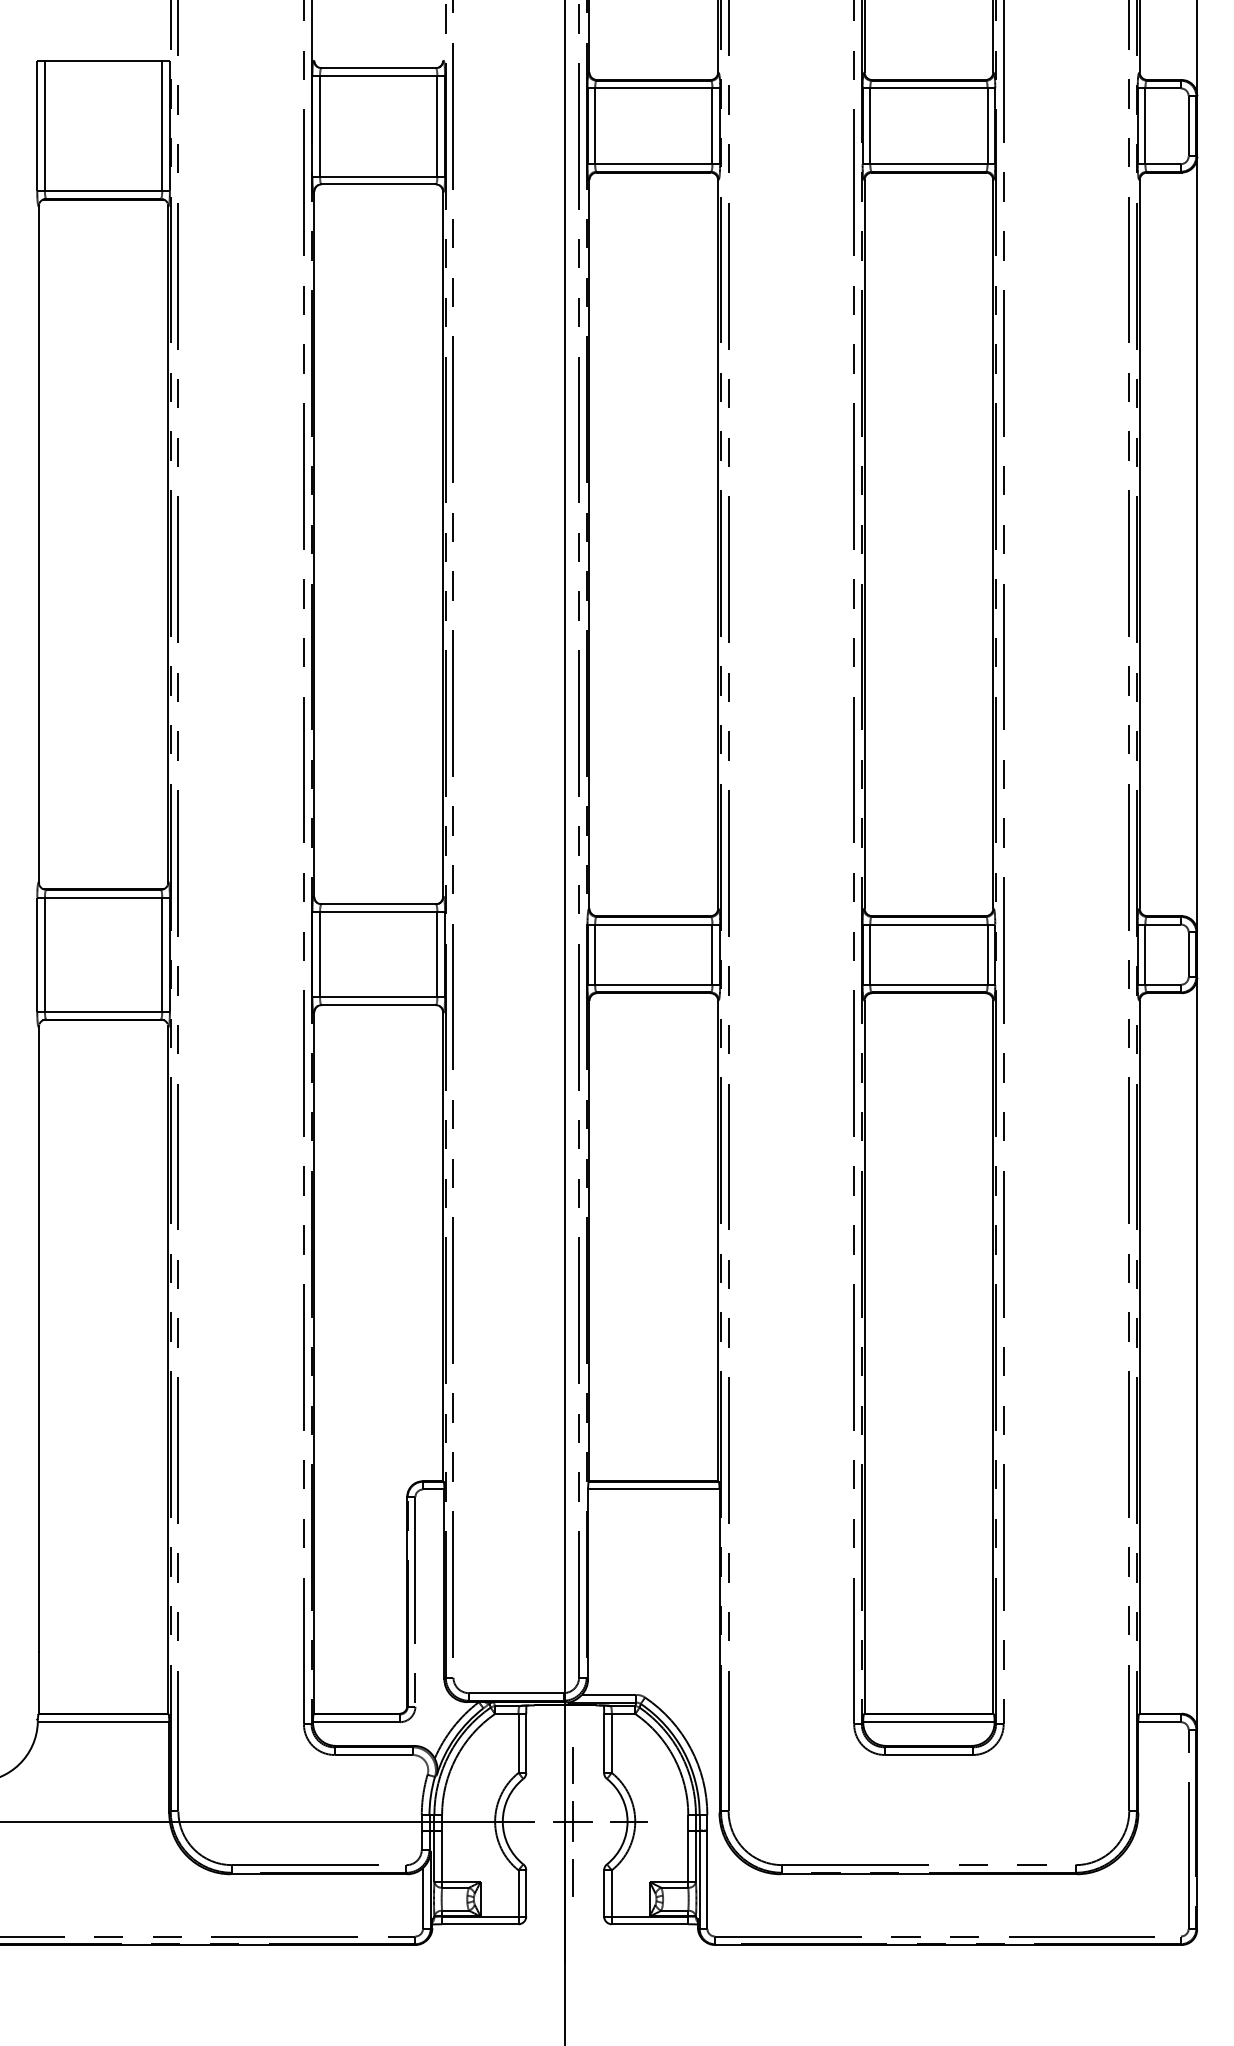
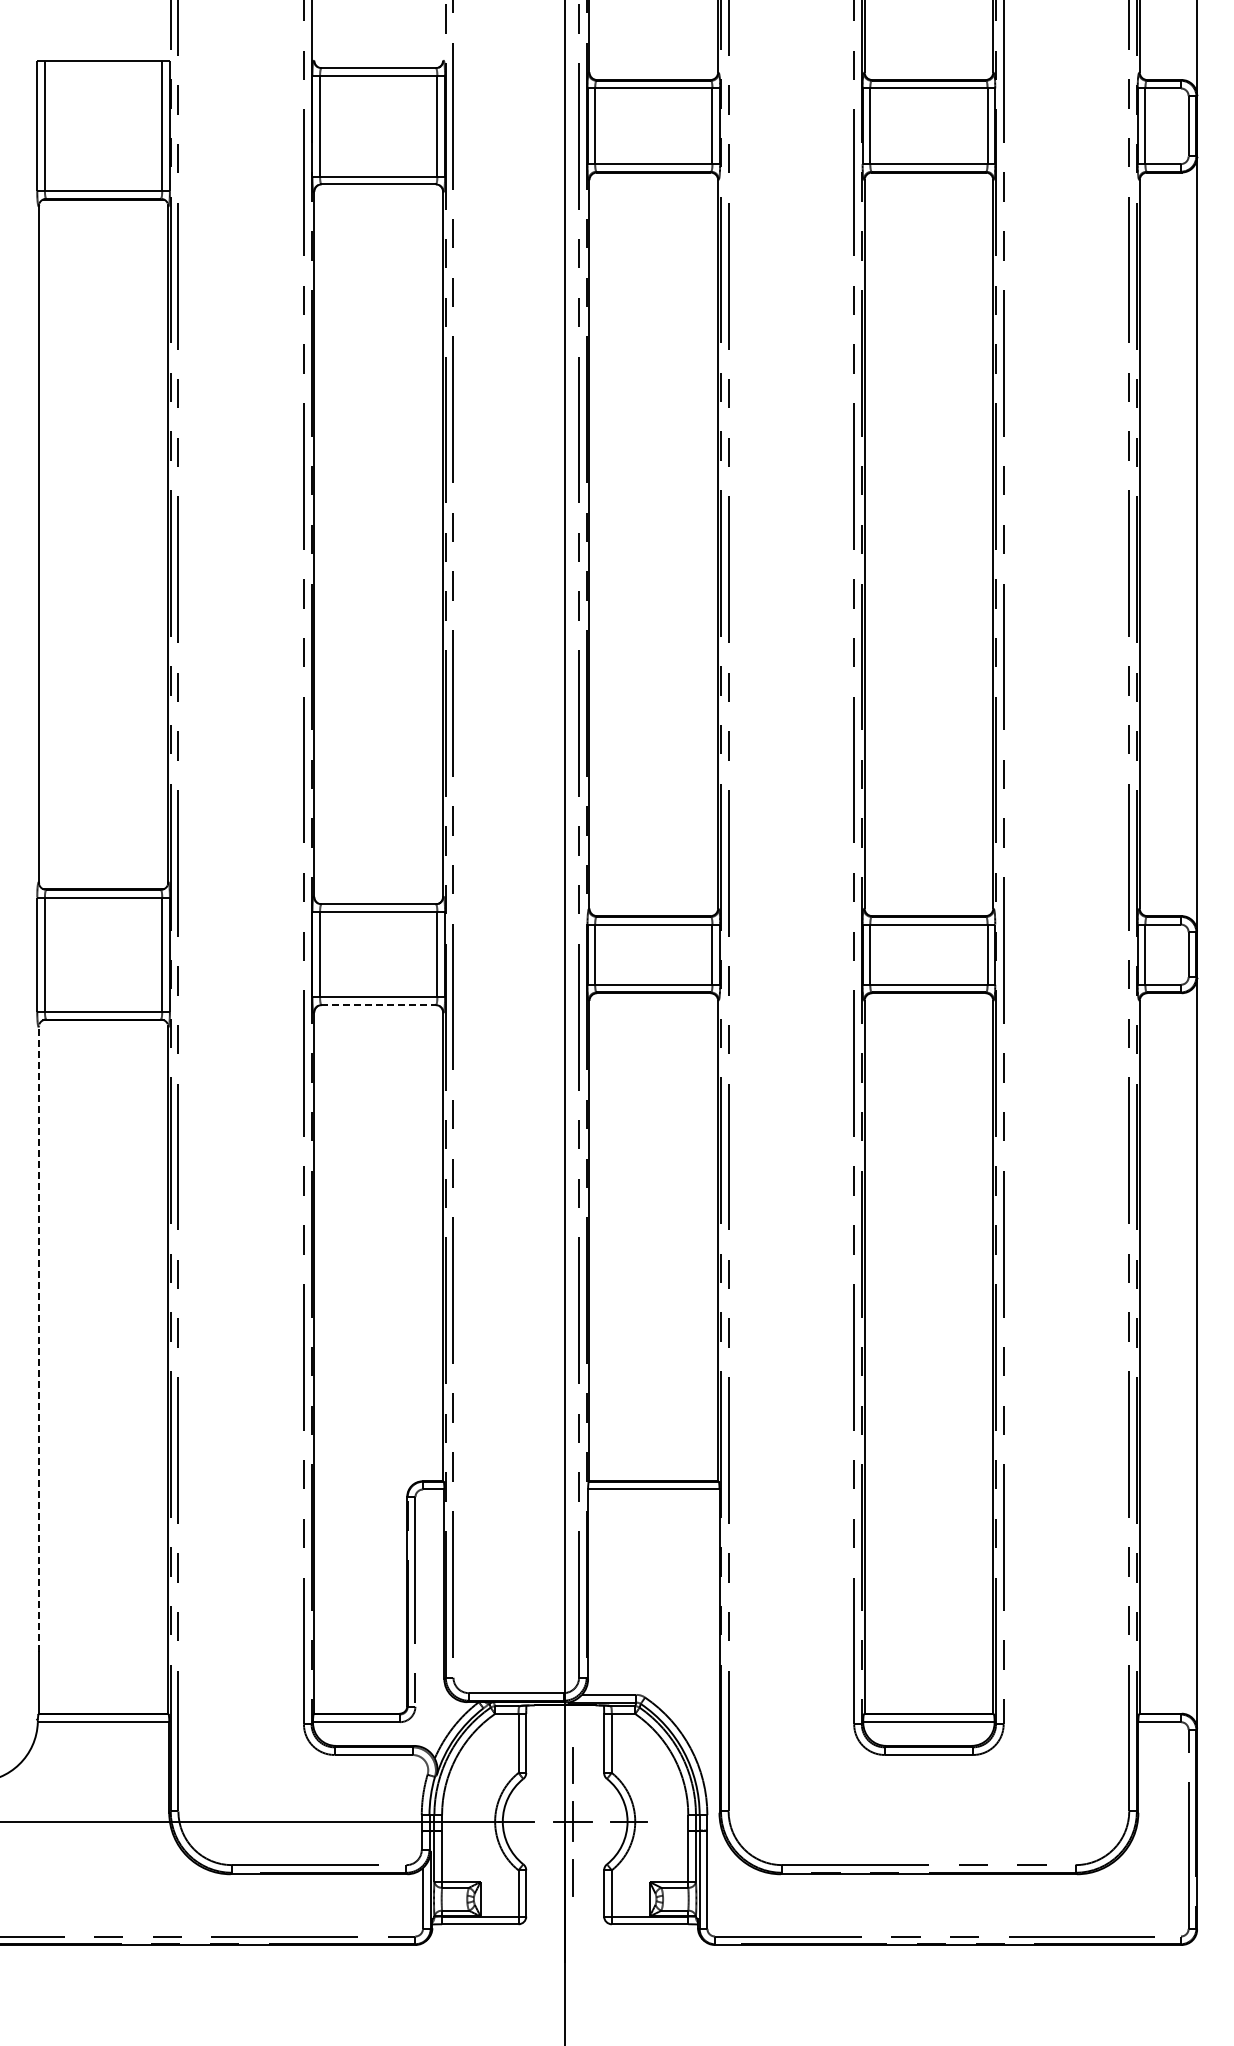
line: solid -> dashed (379, 1005)
line: solid -> dashed (39, 1338)
